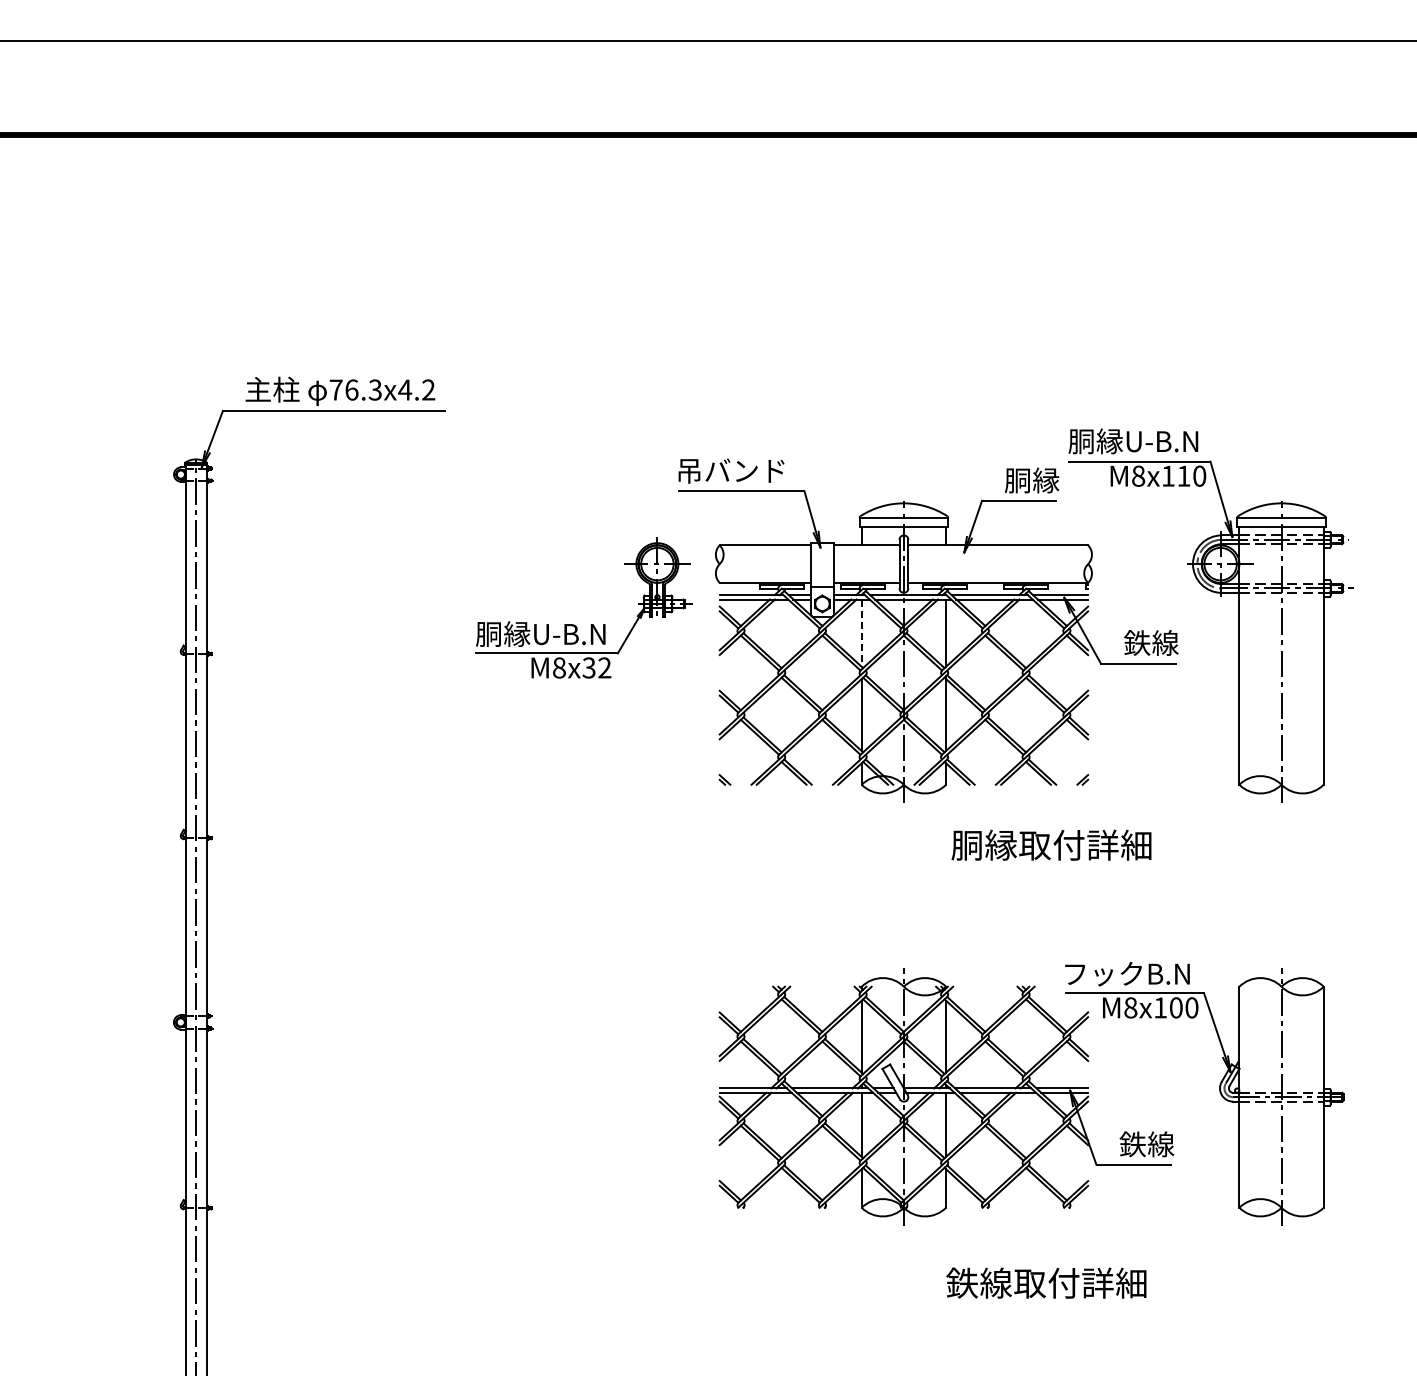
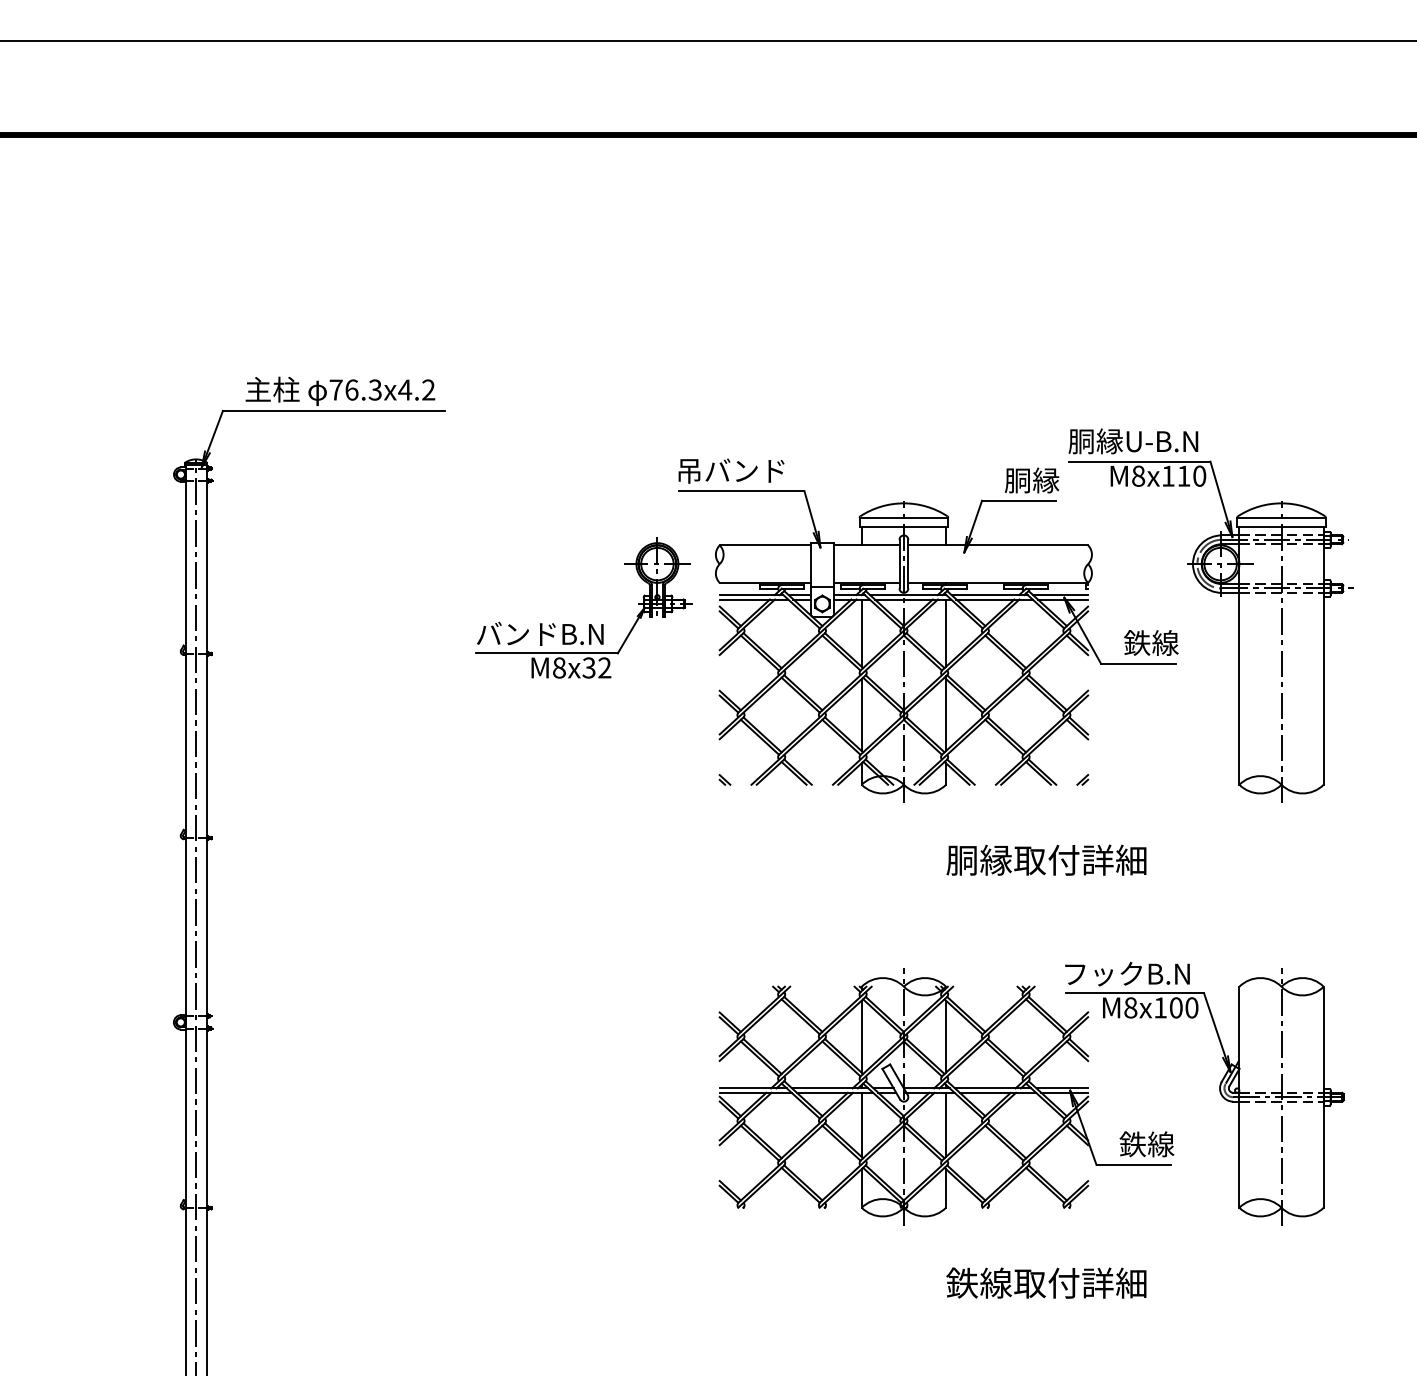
text: 胴縁U-B.N -> バンドB.N (540, 633)
line: dashed -> solid (861, 633)
text position: (1051, 844) -> (1046, 859) (1046, 859)
